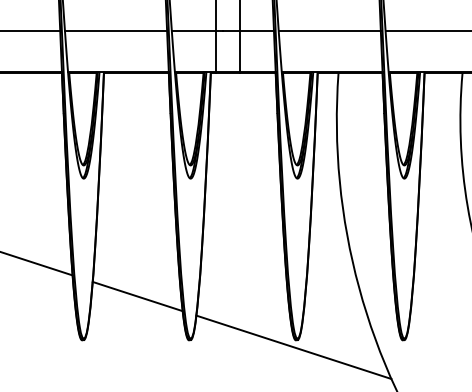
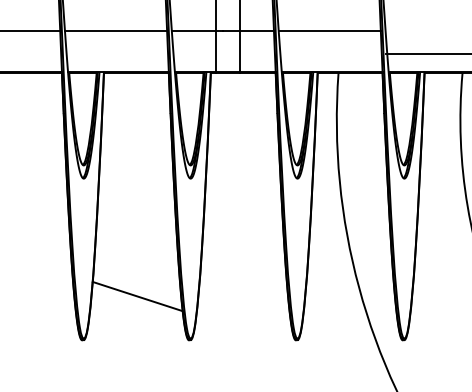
line position: (426, 31) -> (426, 54) (426, 54)
line: present -> none (37, 263)
line: present -> none (293, 346)
